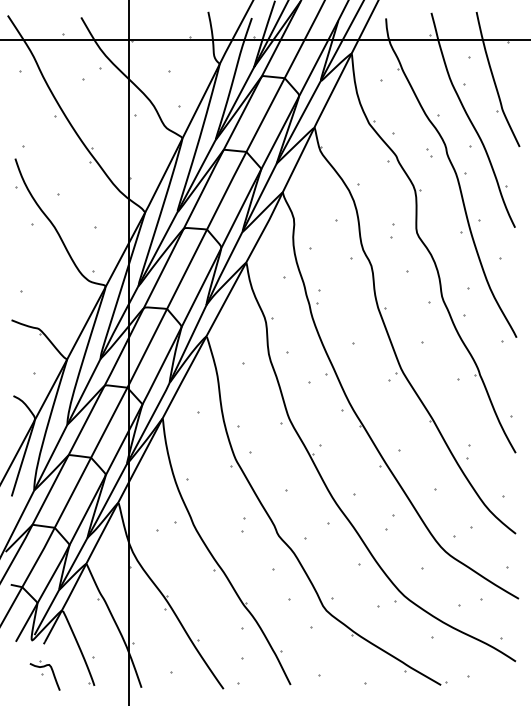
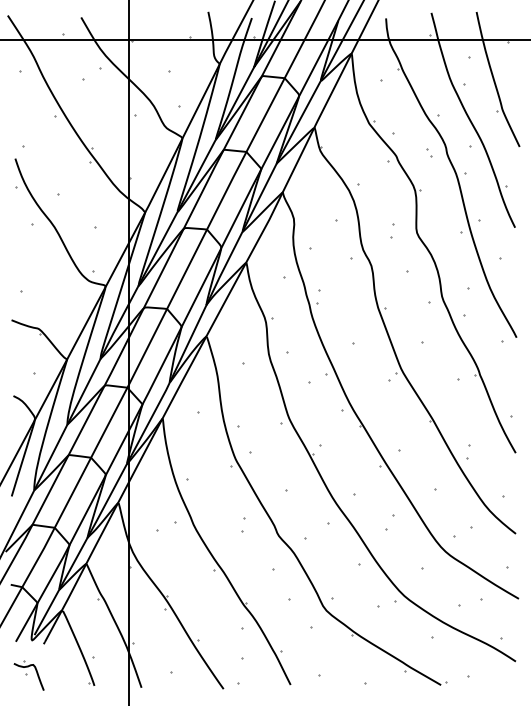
part position: (44, 675) -> (28, 675) (28, 675)
